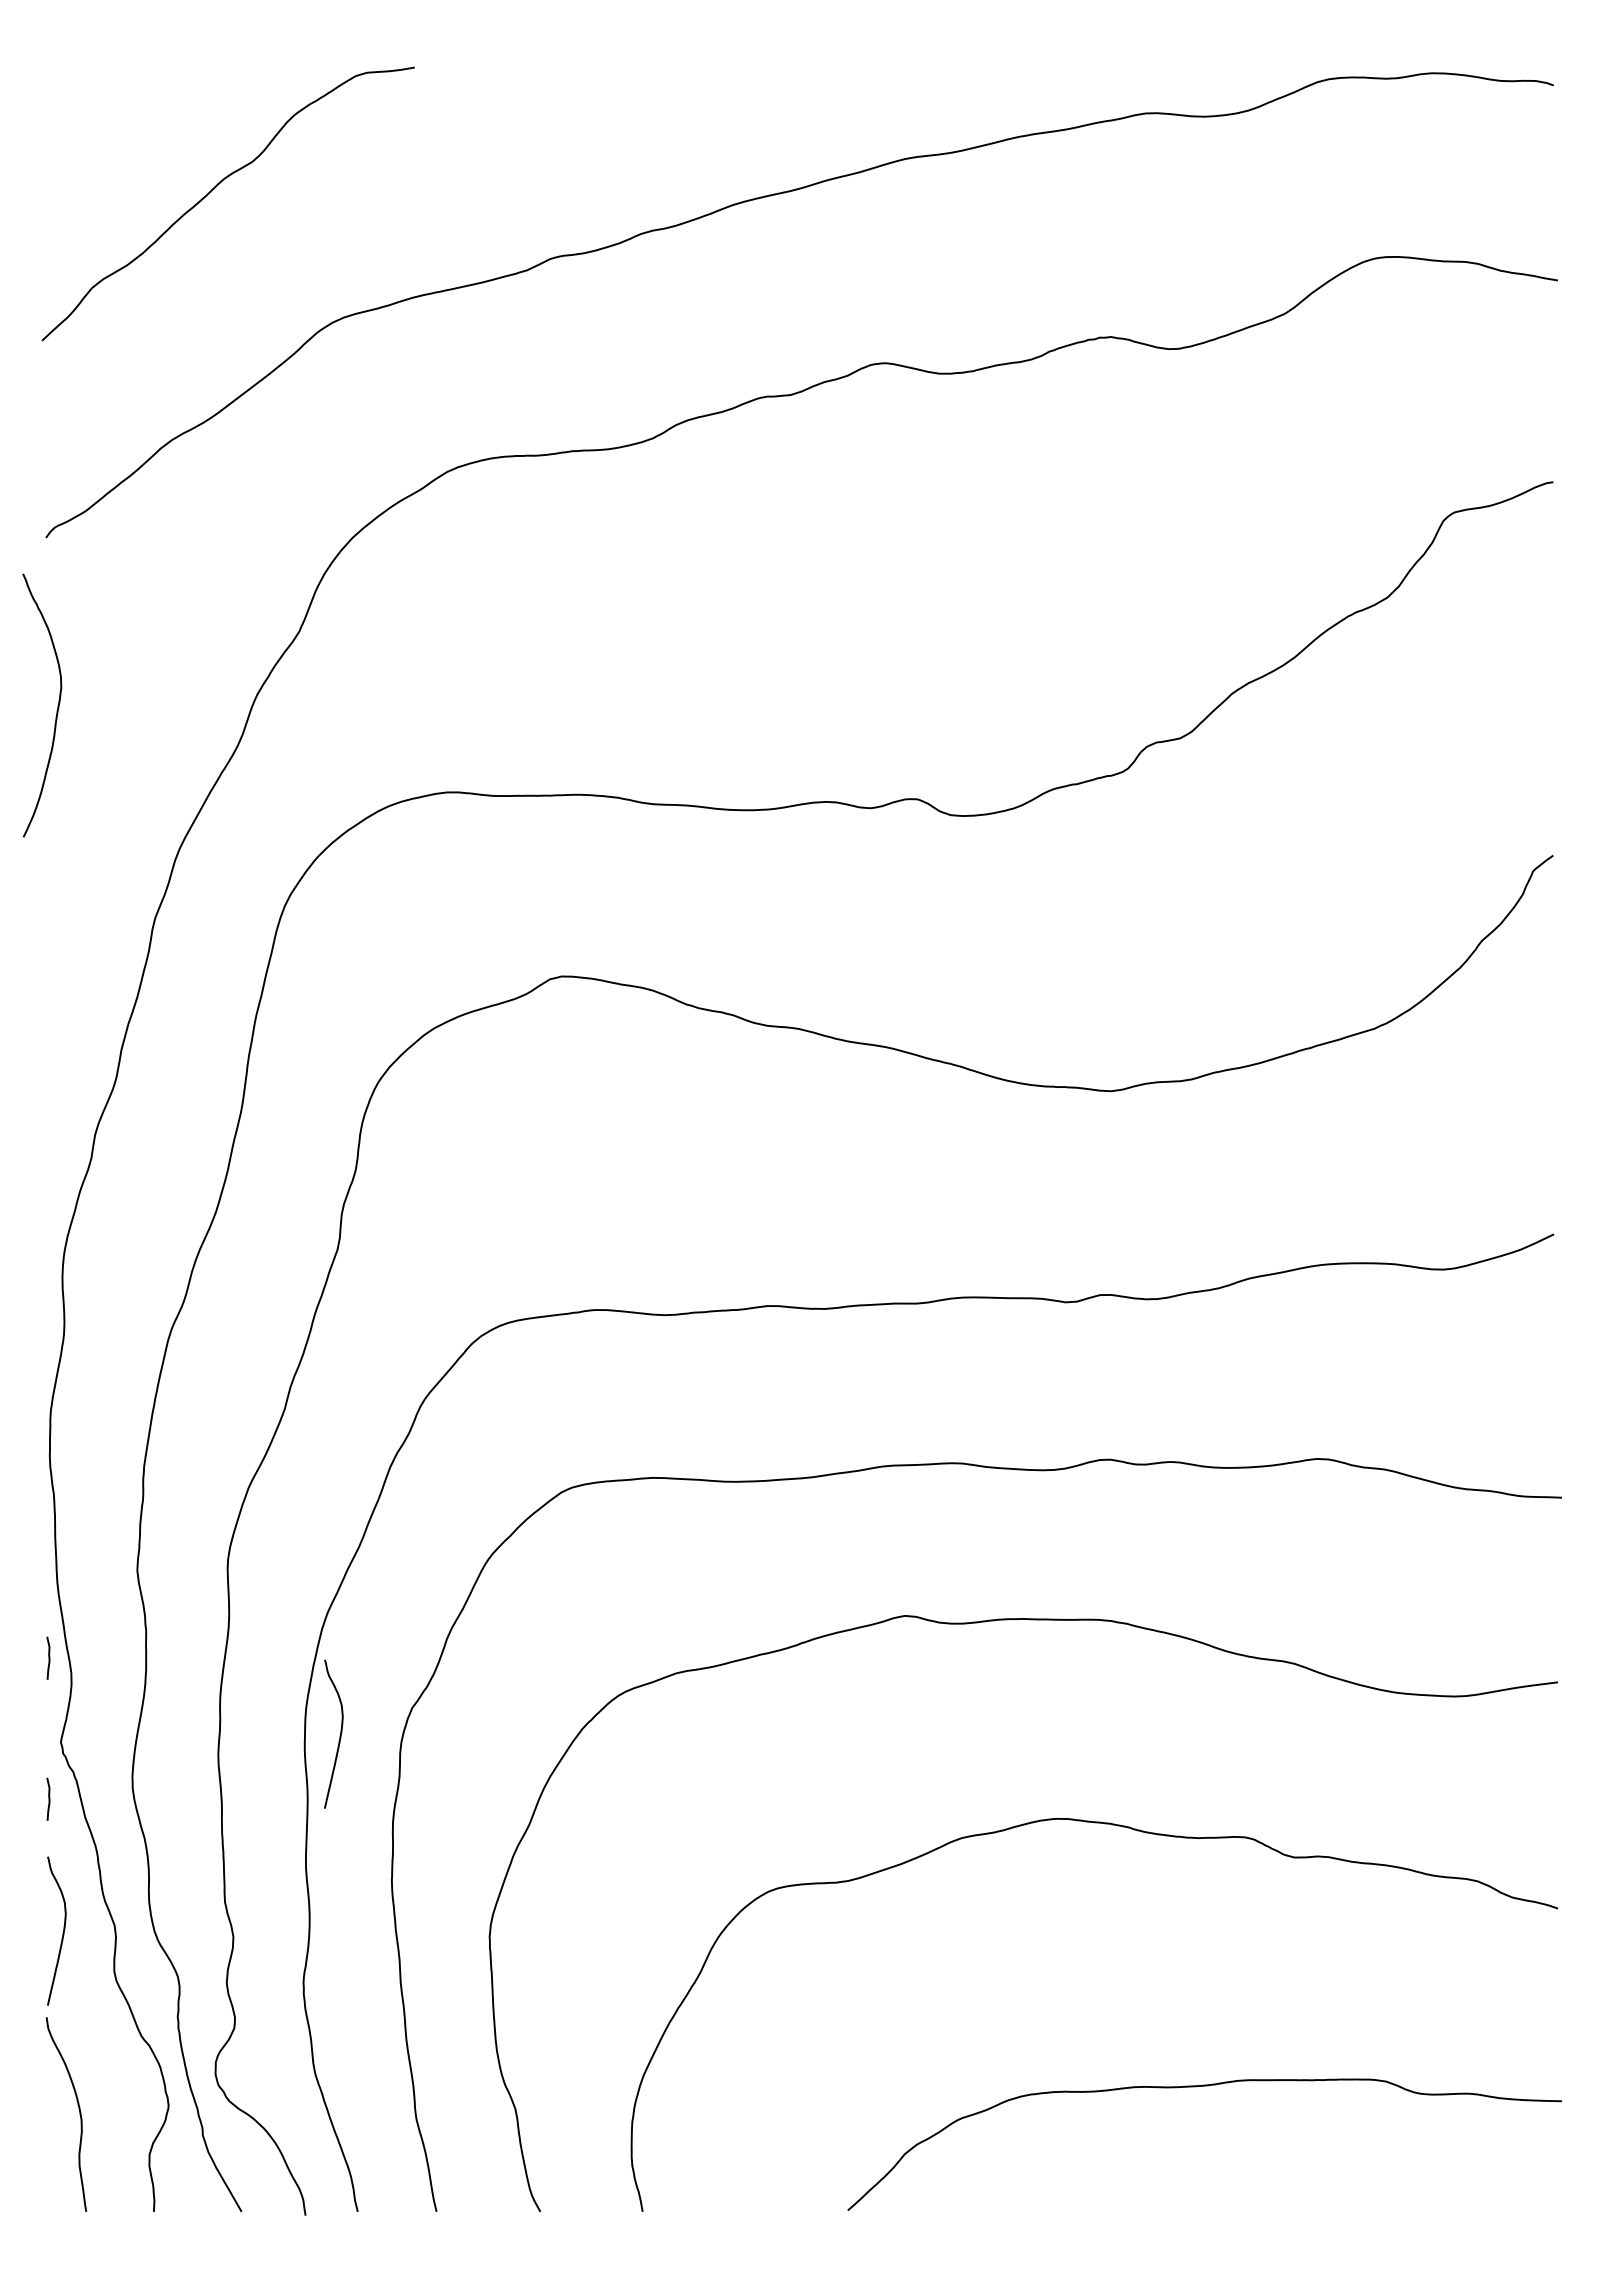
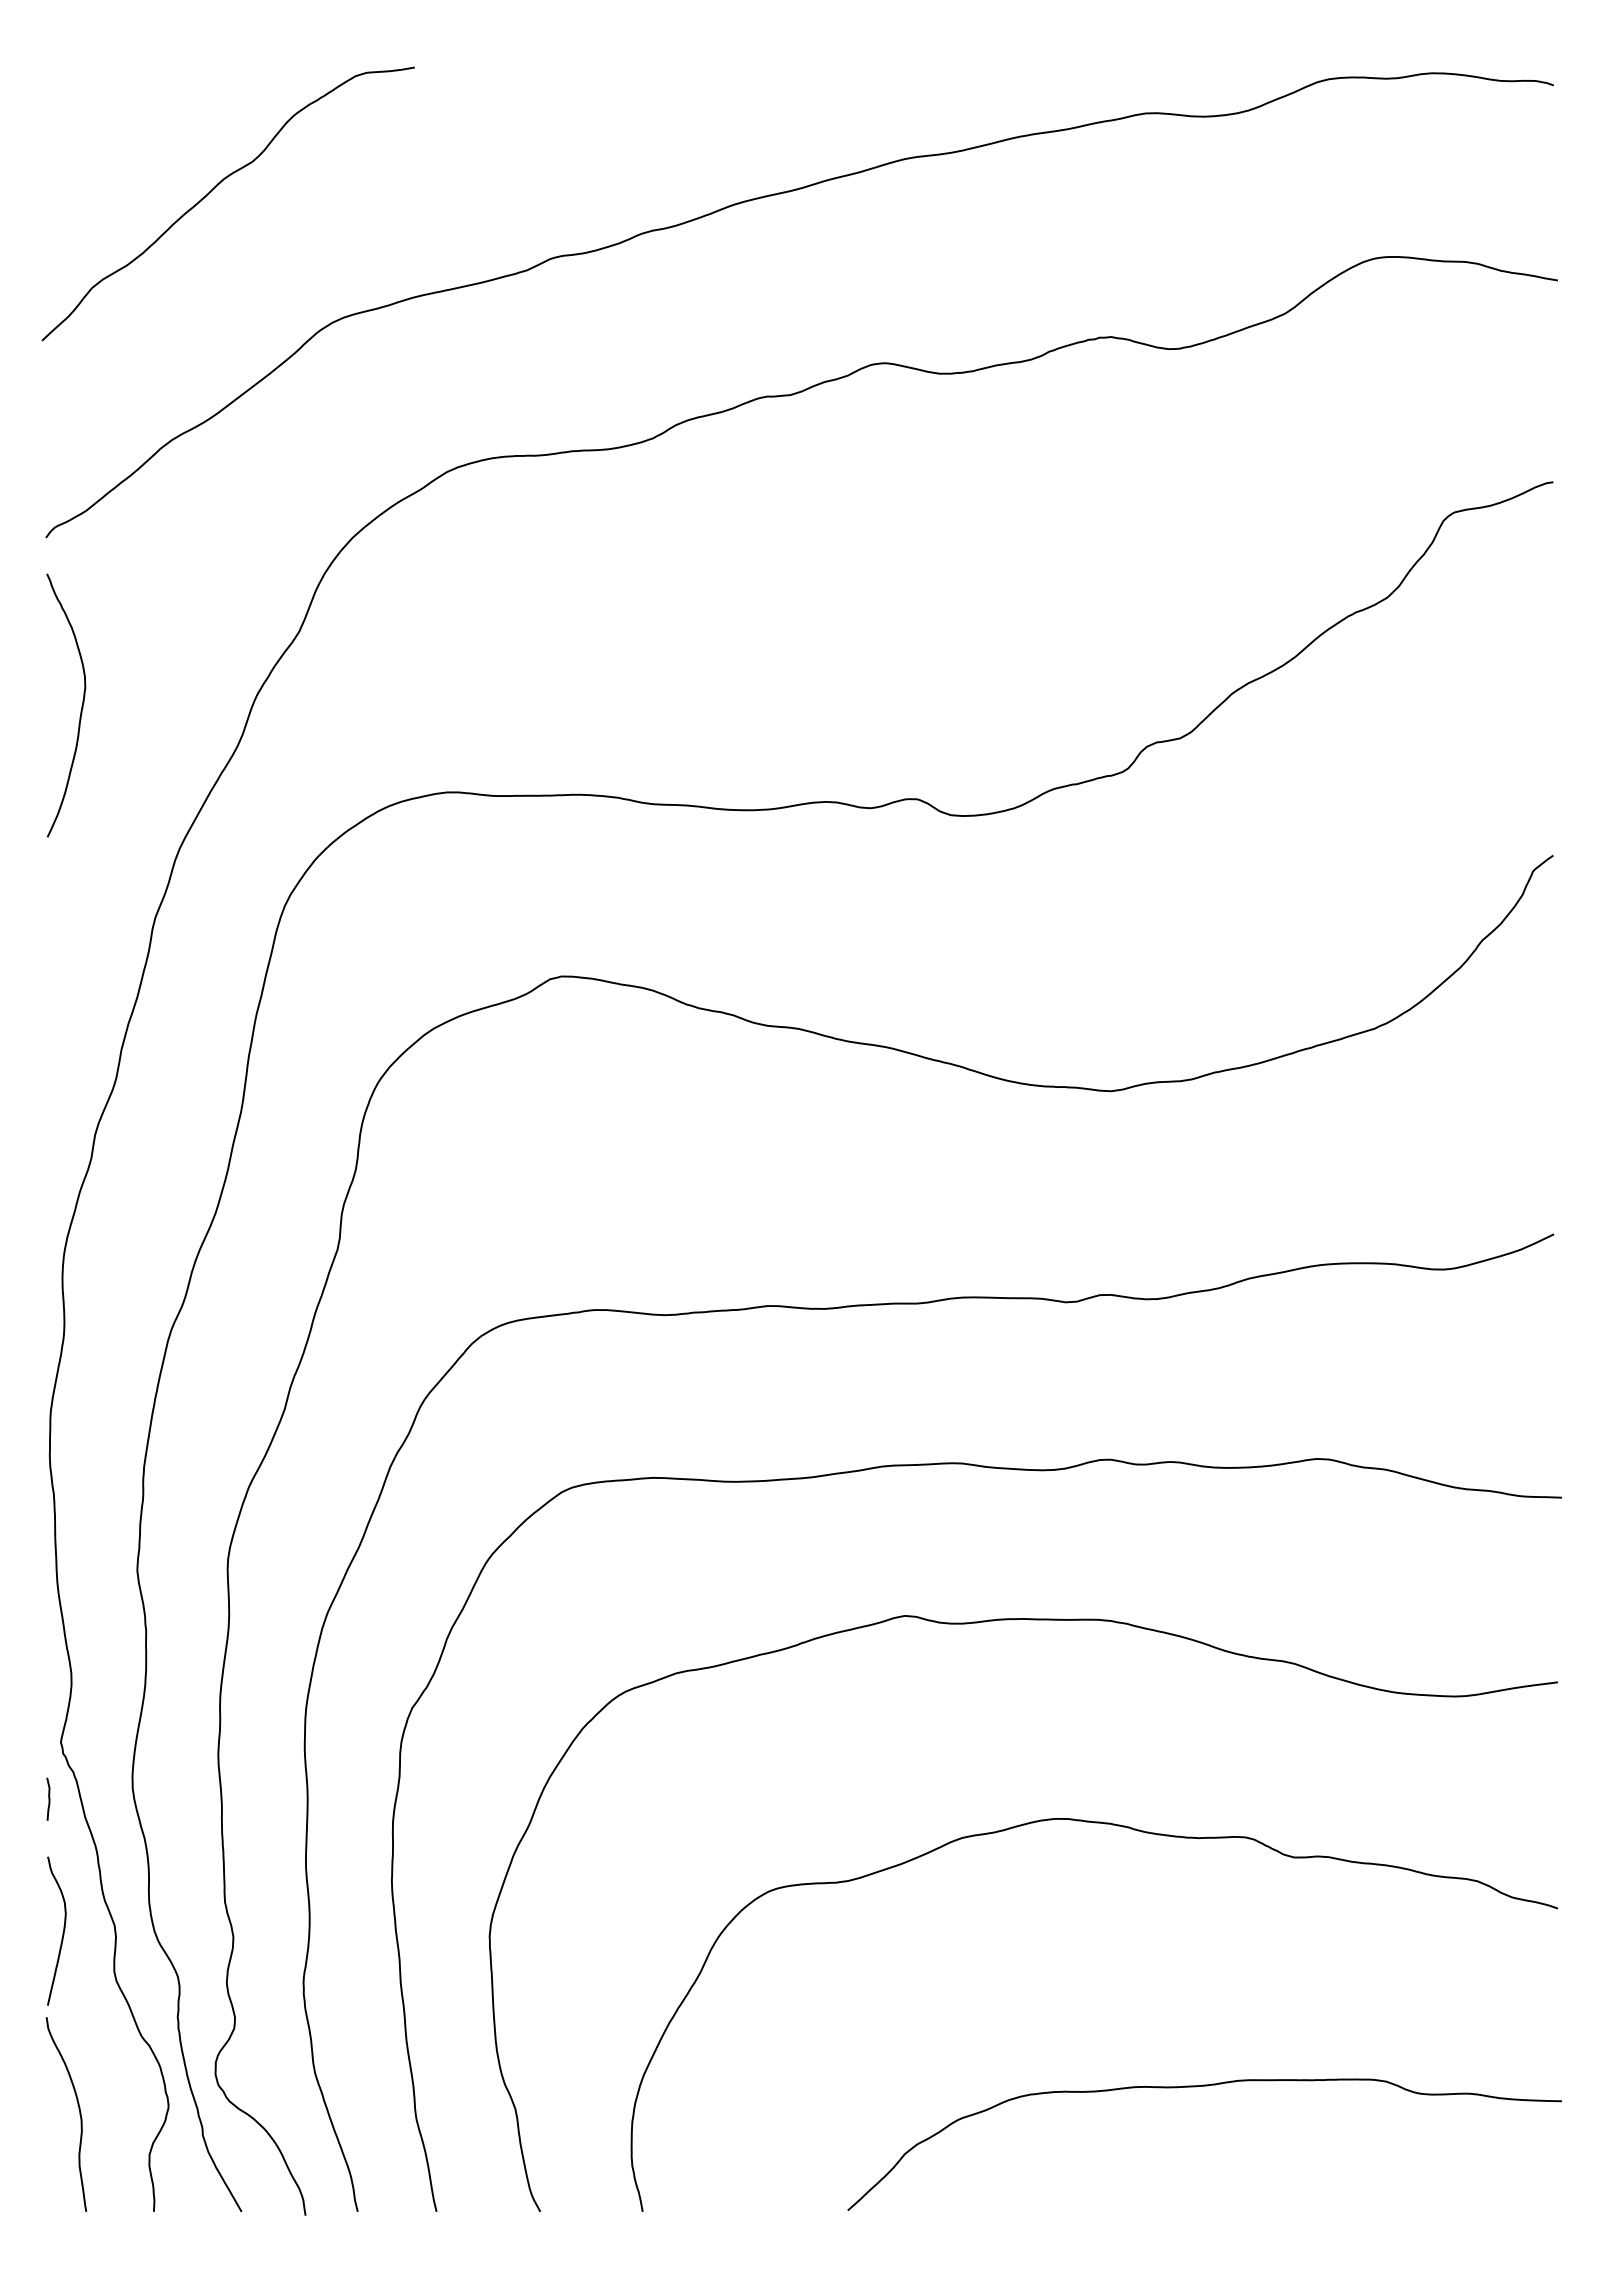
curve position: (56, 710) -> (80, 710) (80, 710)
curve: present -> none (48, 1657)
curve: present -> none (339, 1735)
